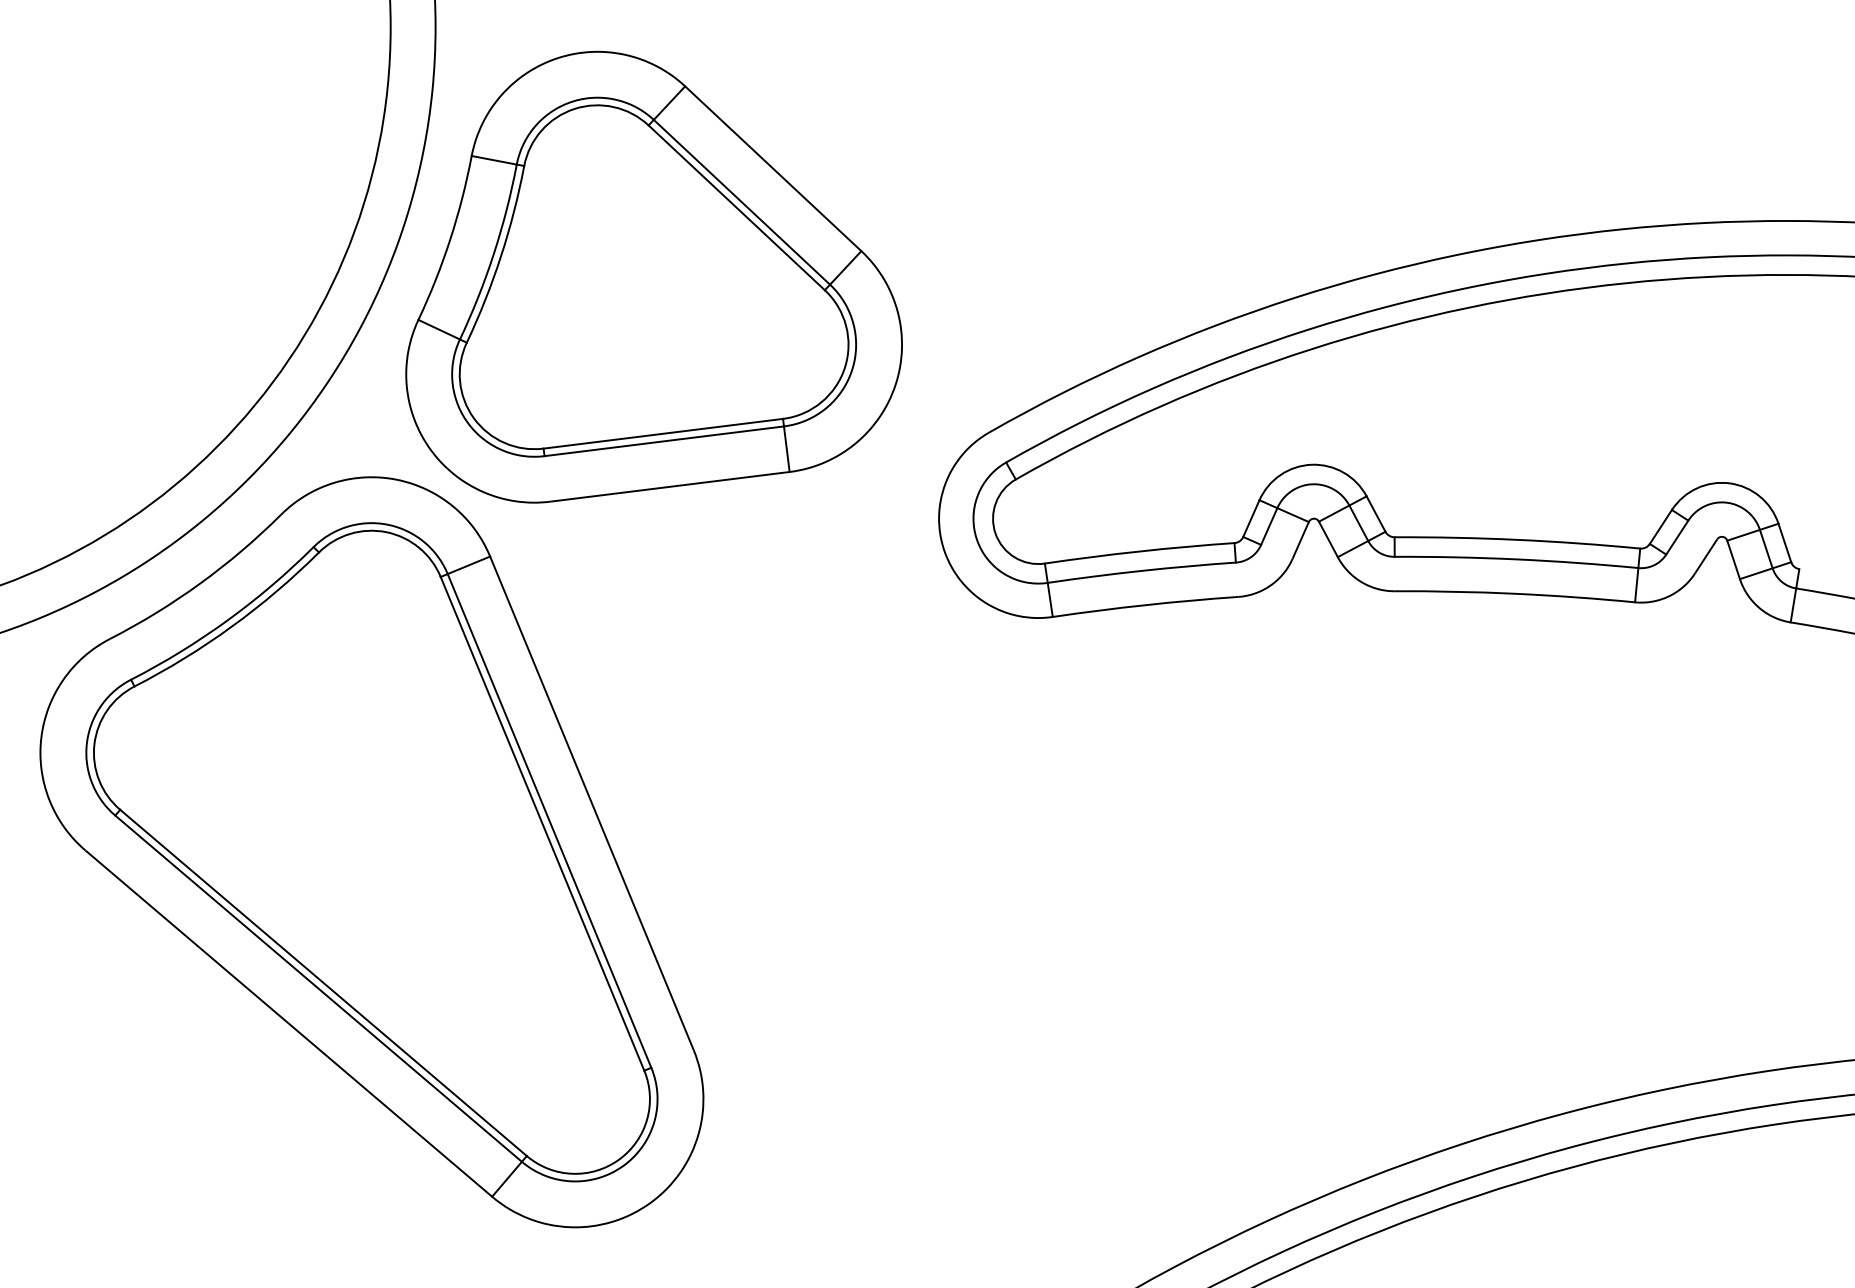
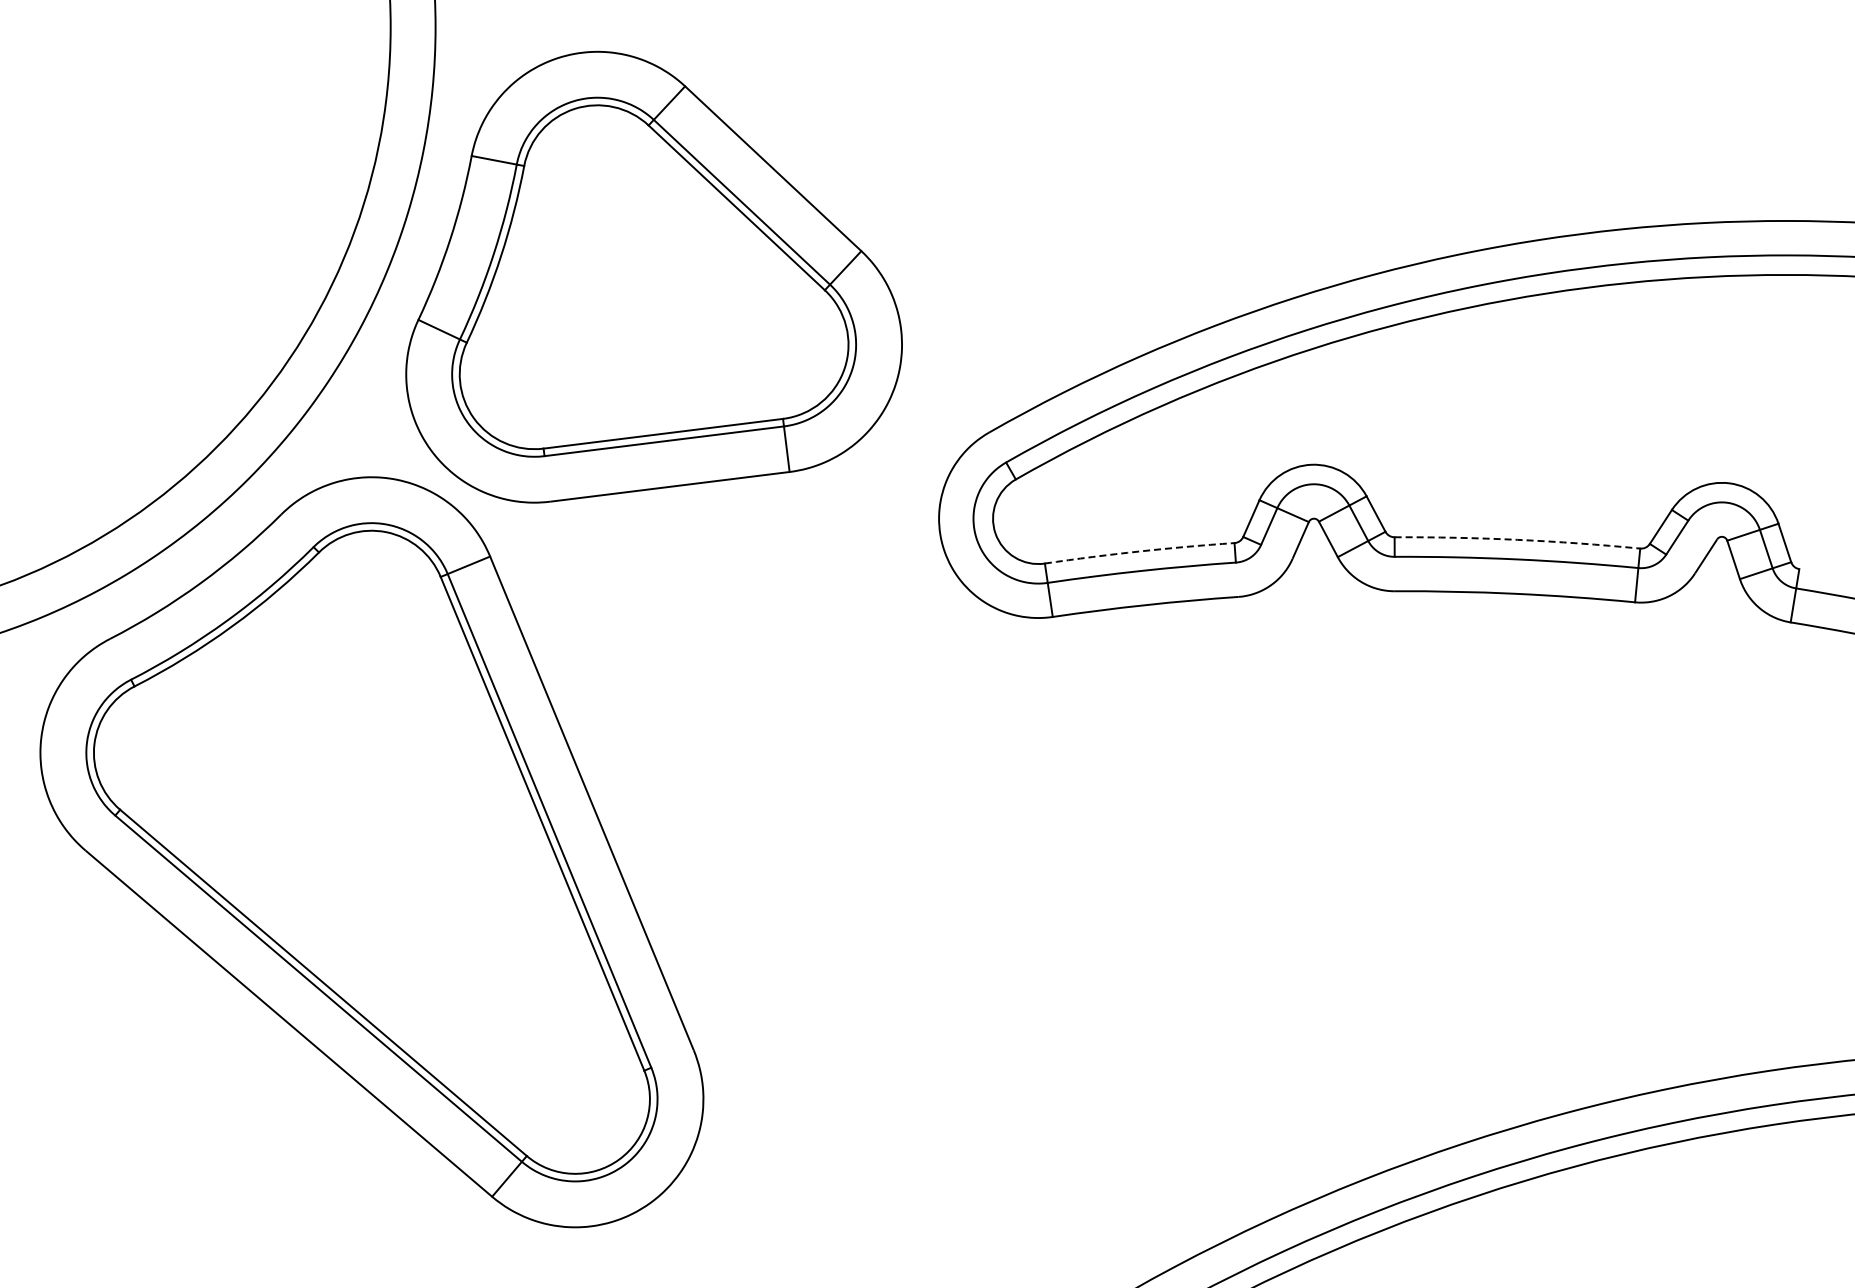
arc: solid -> dashed (1517, 539)
arc: solid -> dashed (1139, 551)
